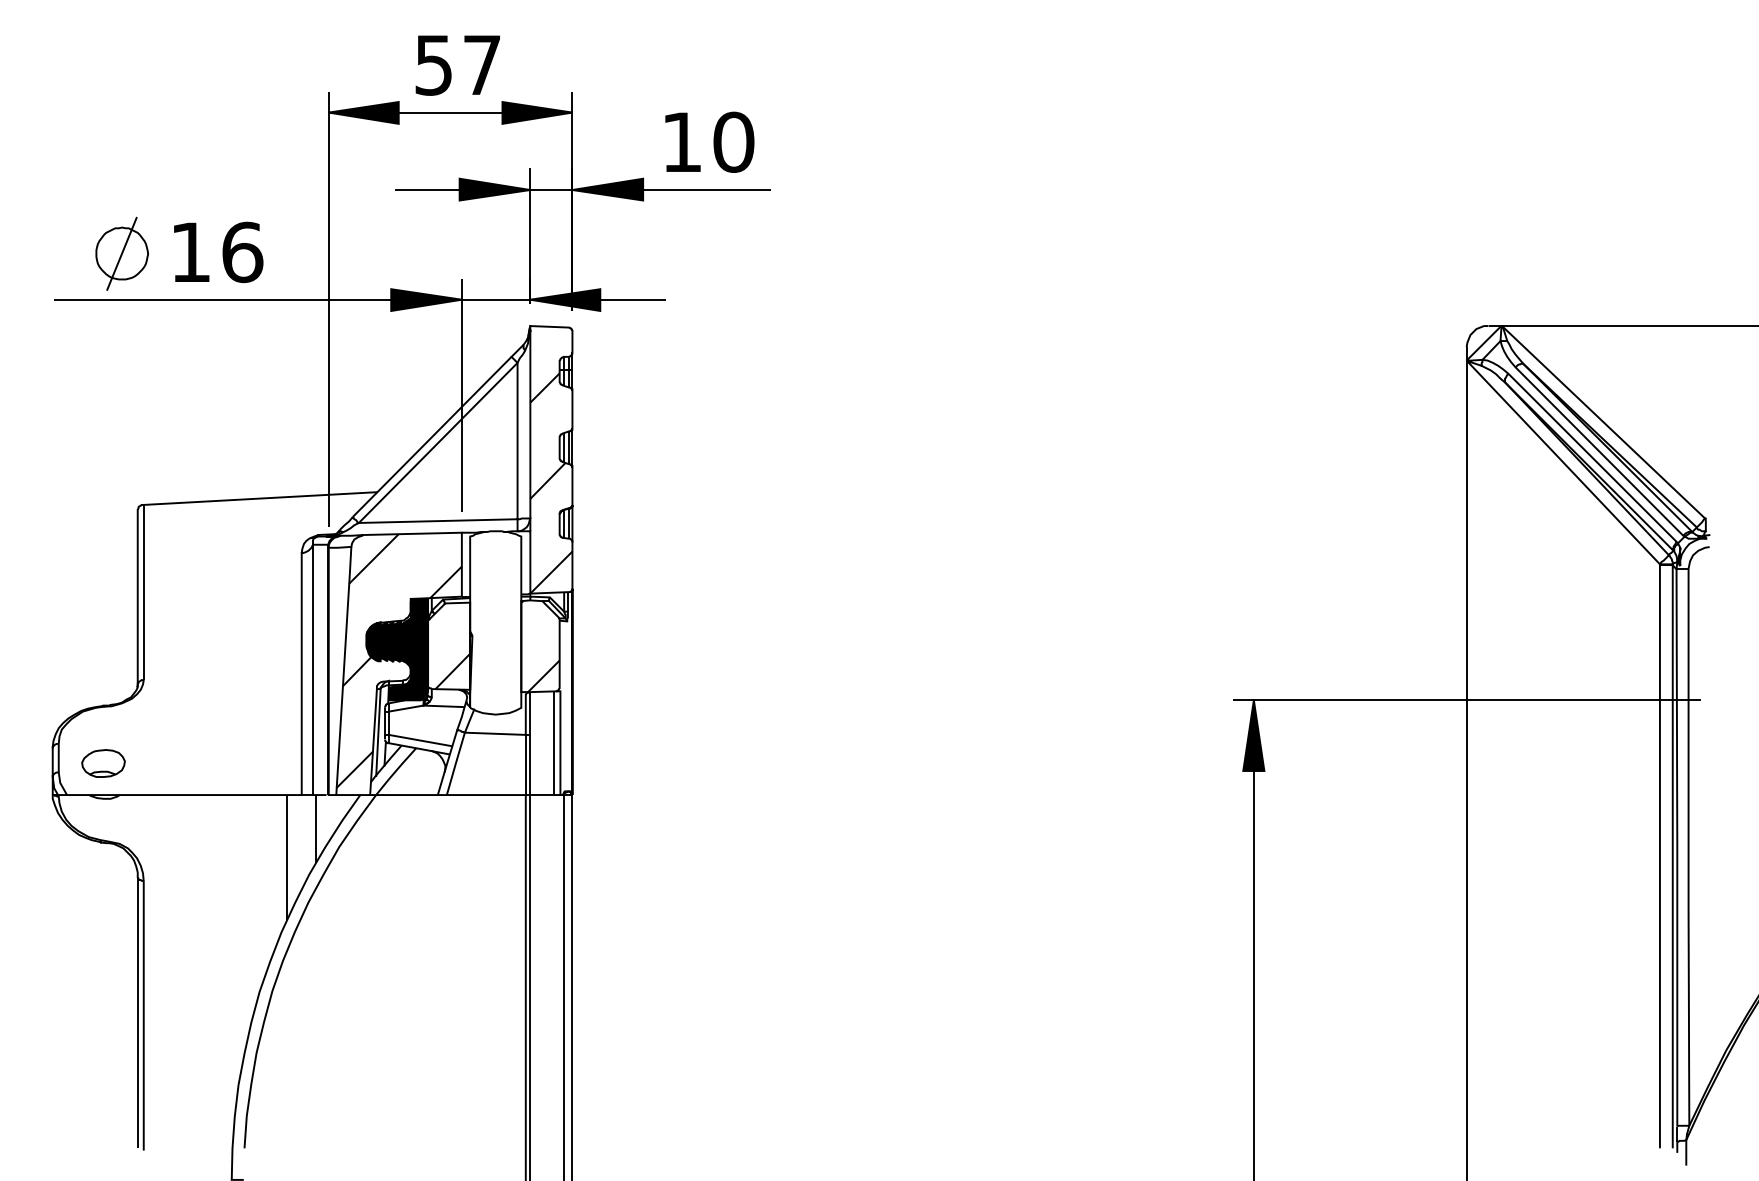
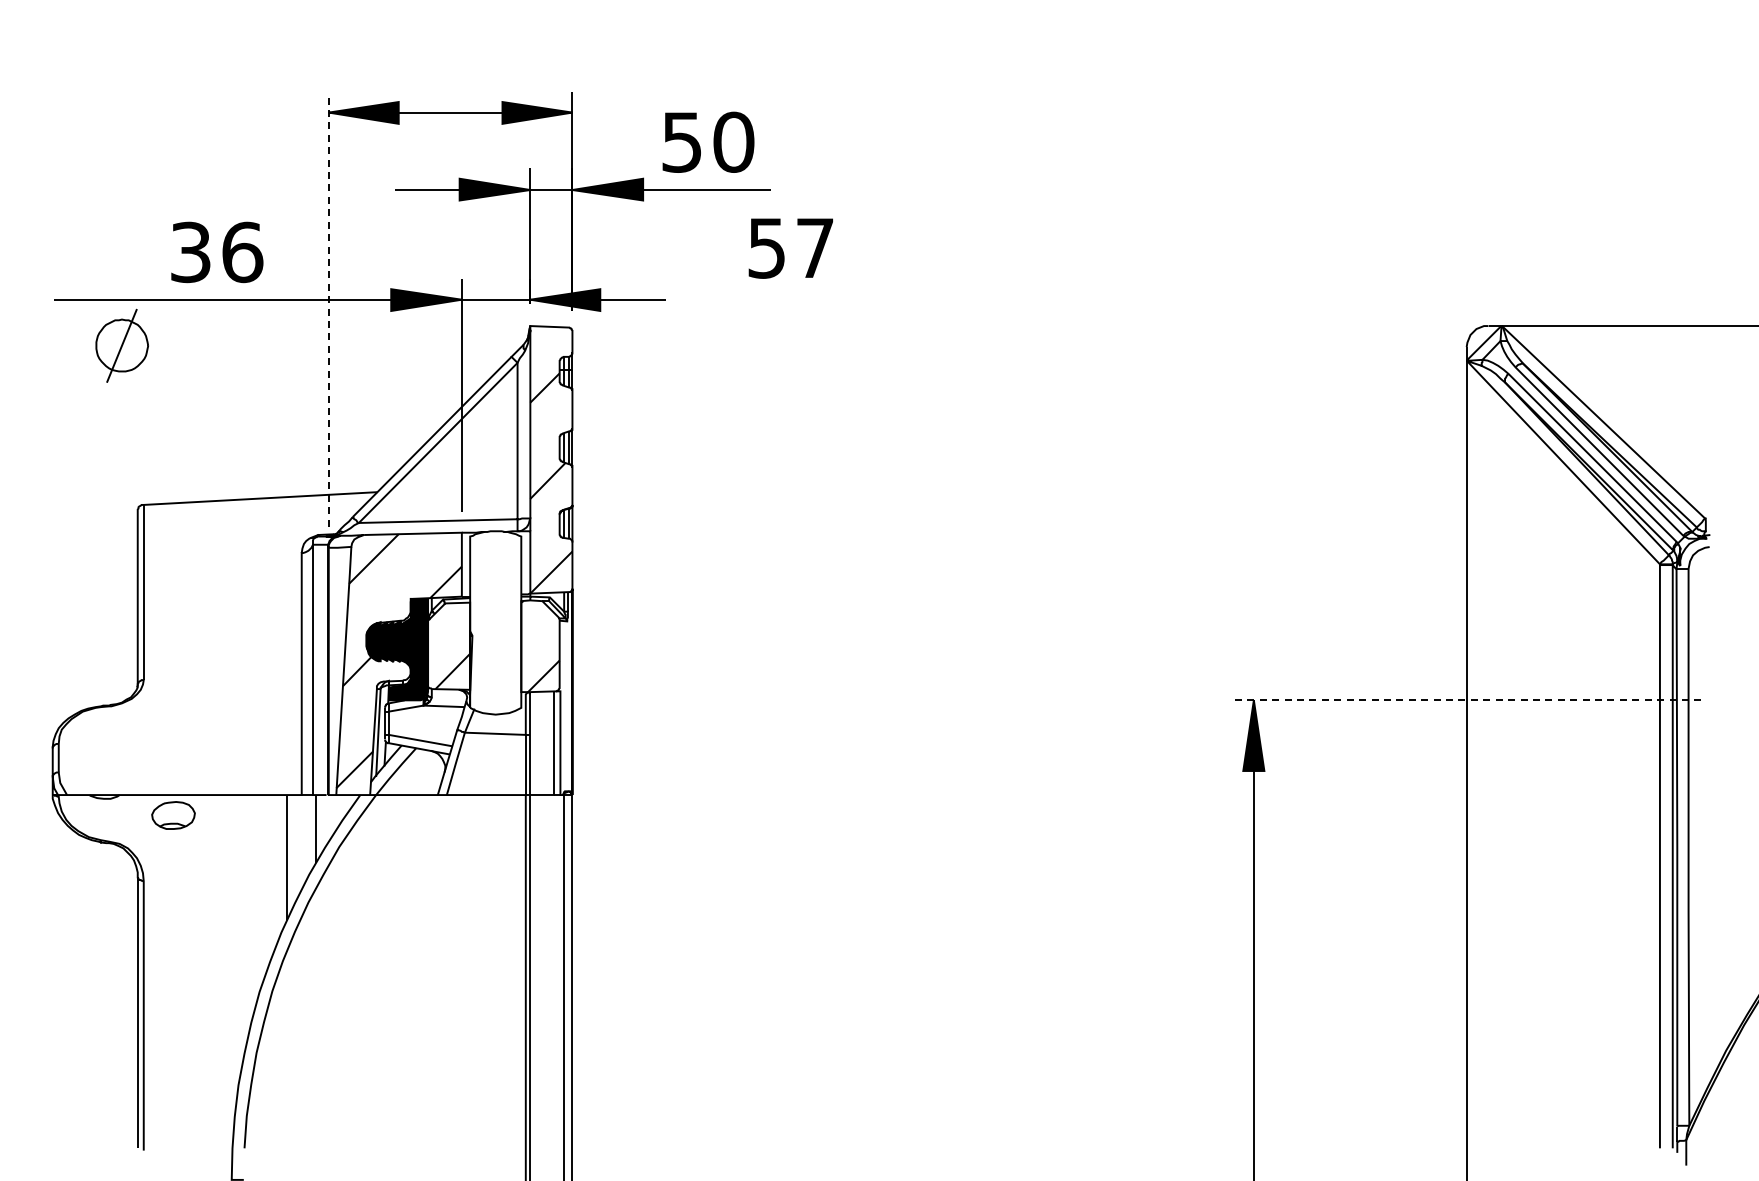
text position: (457, 65) -> (790, 248) (790, 248)
text: 10 -> 50 (681, 142)
text: 16 -> 36 (190, 252)
part position: (121, 253) -> (121, 345) (121, 345)
line: solid -> dashed (328, 309)
line: solid -> dashed (1466, 700)
part position: (103, 763) -> (173, 815) (173, 815)
